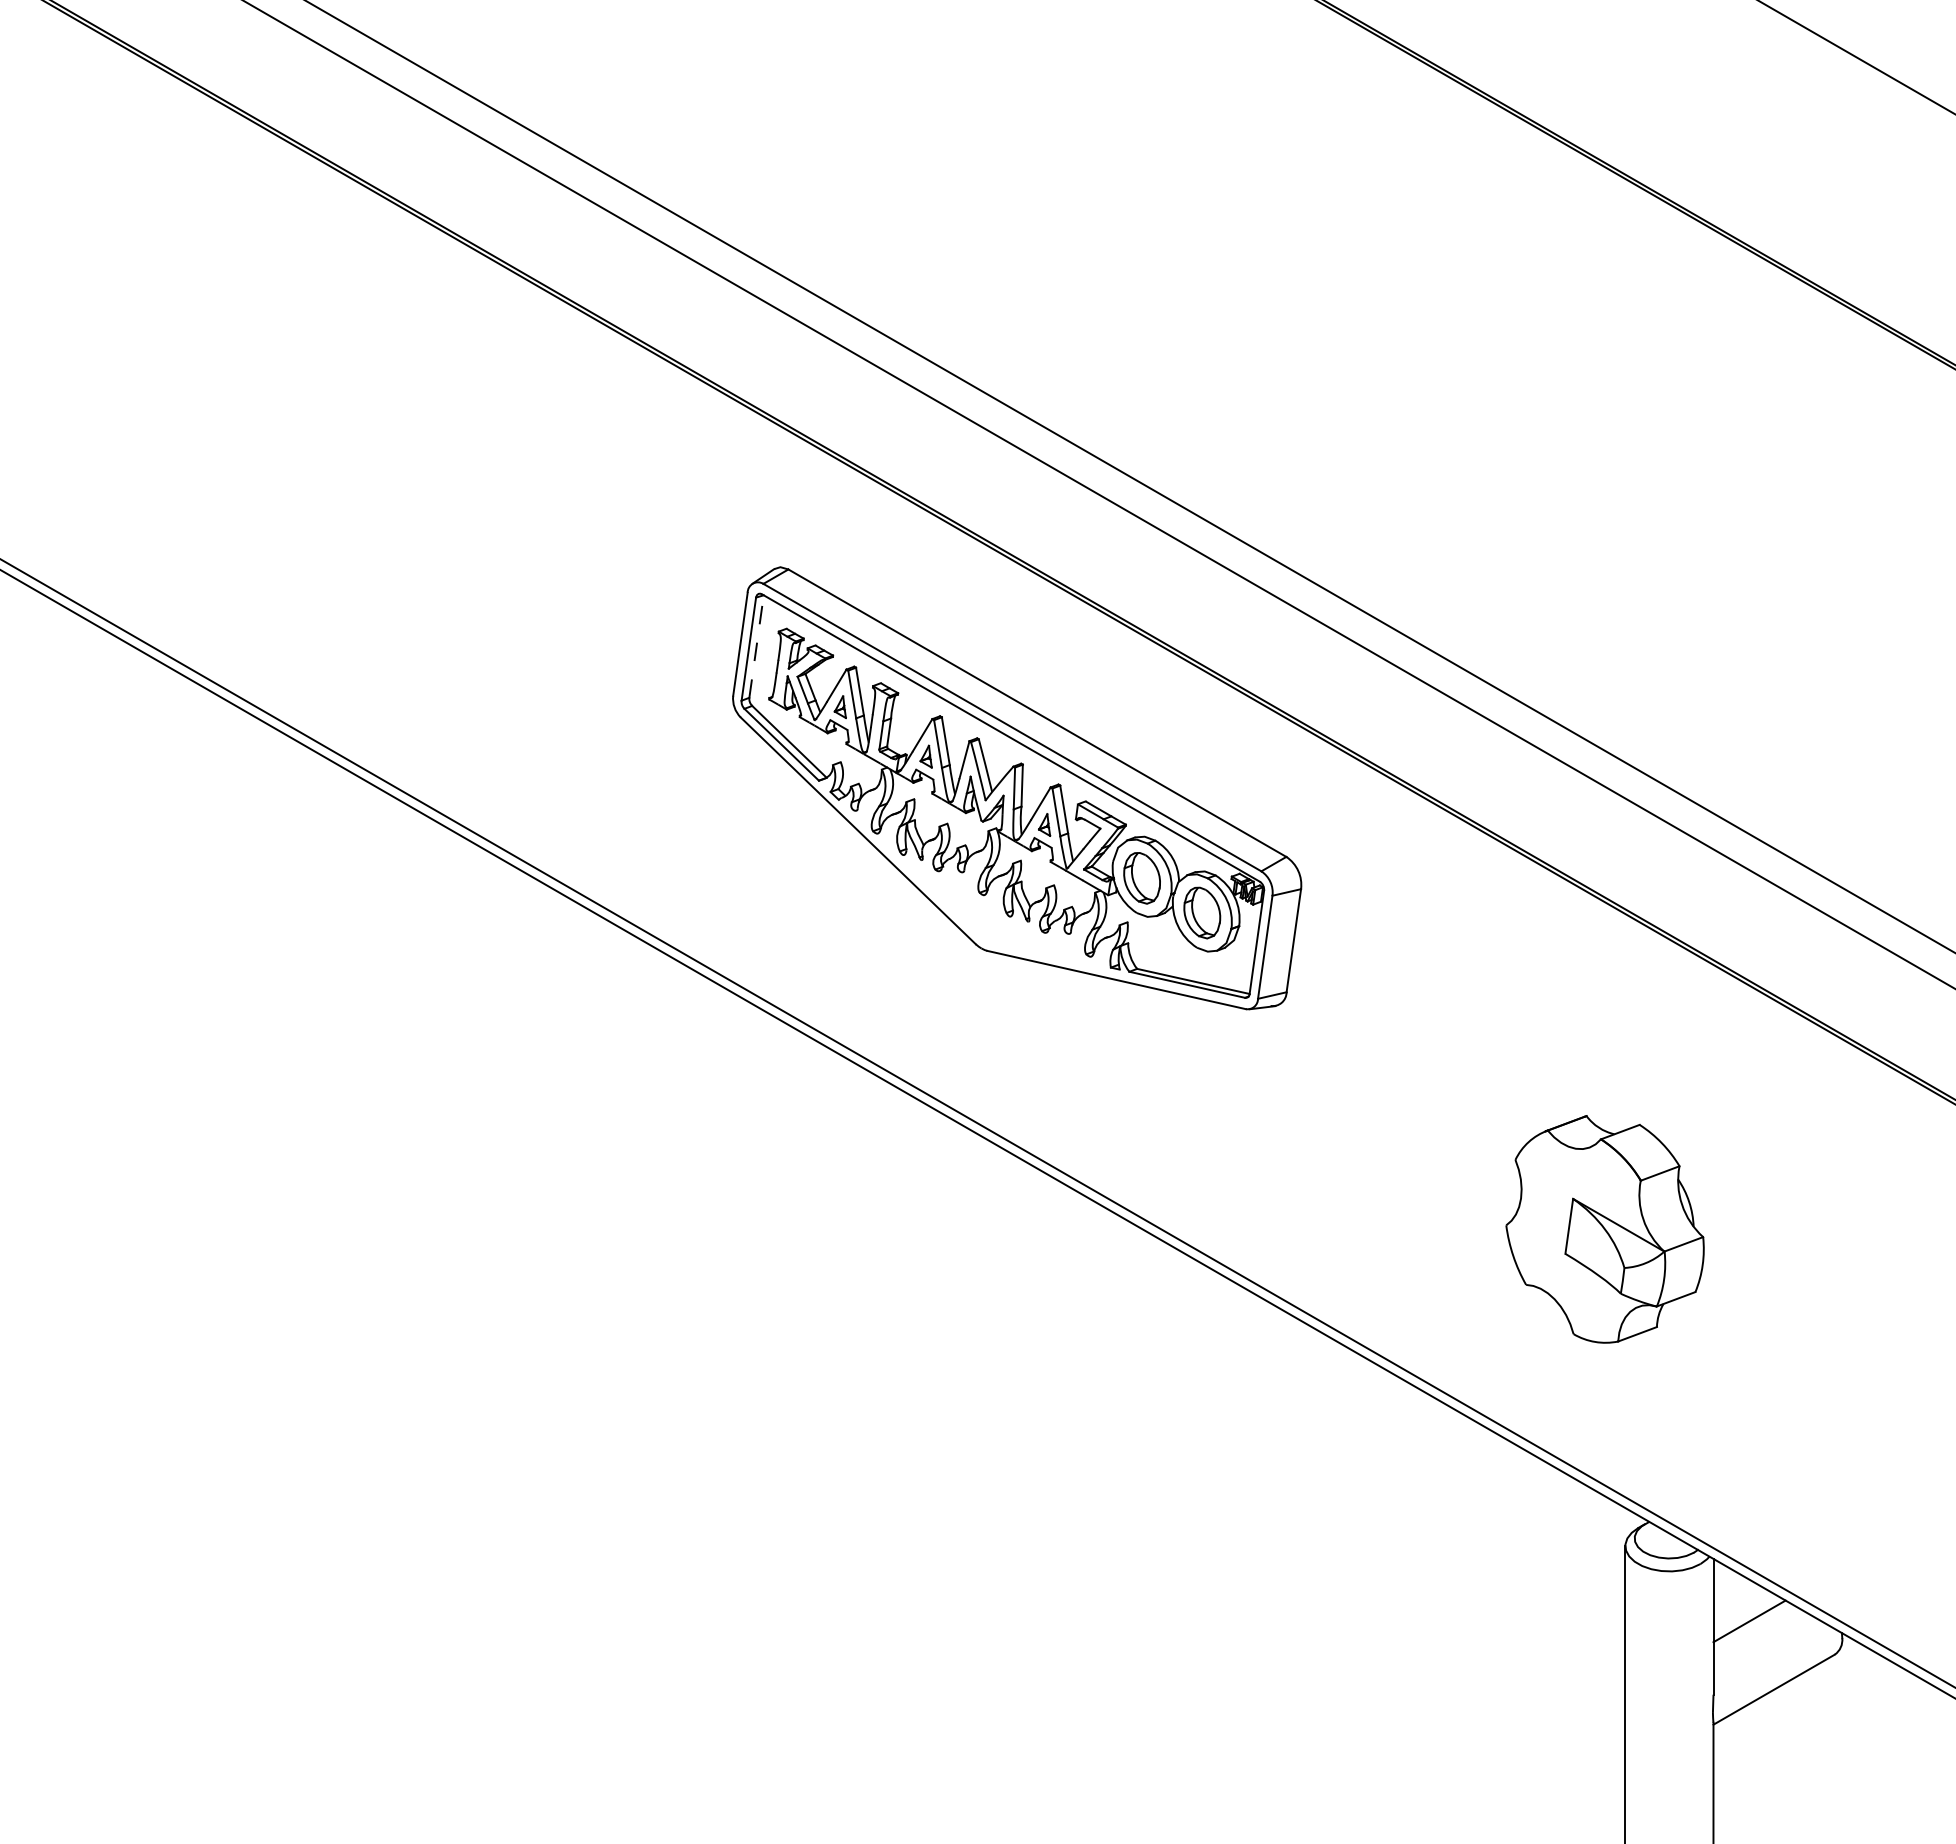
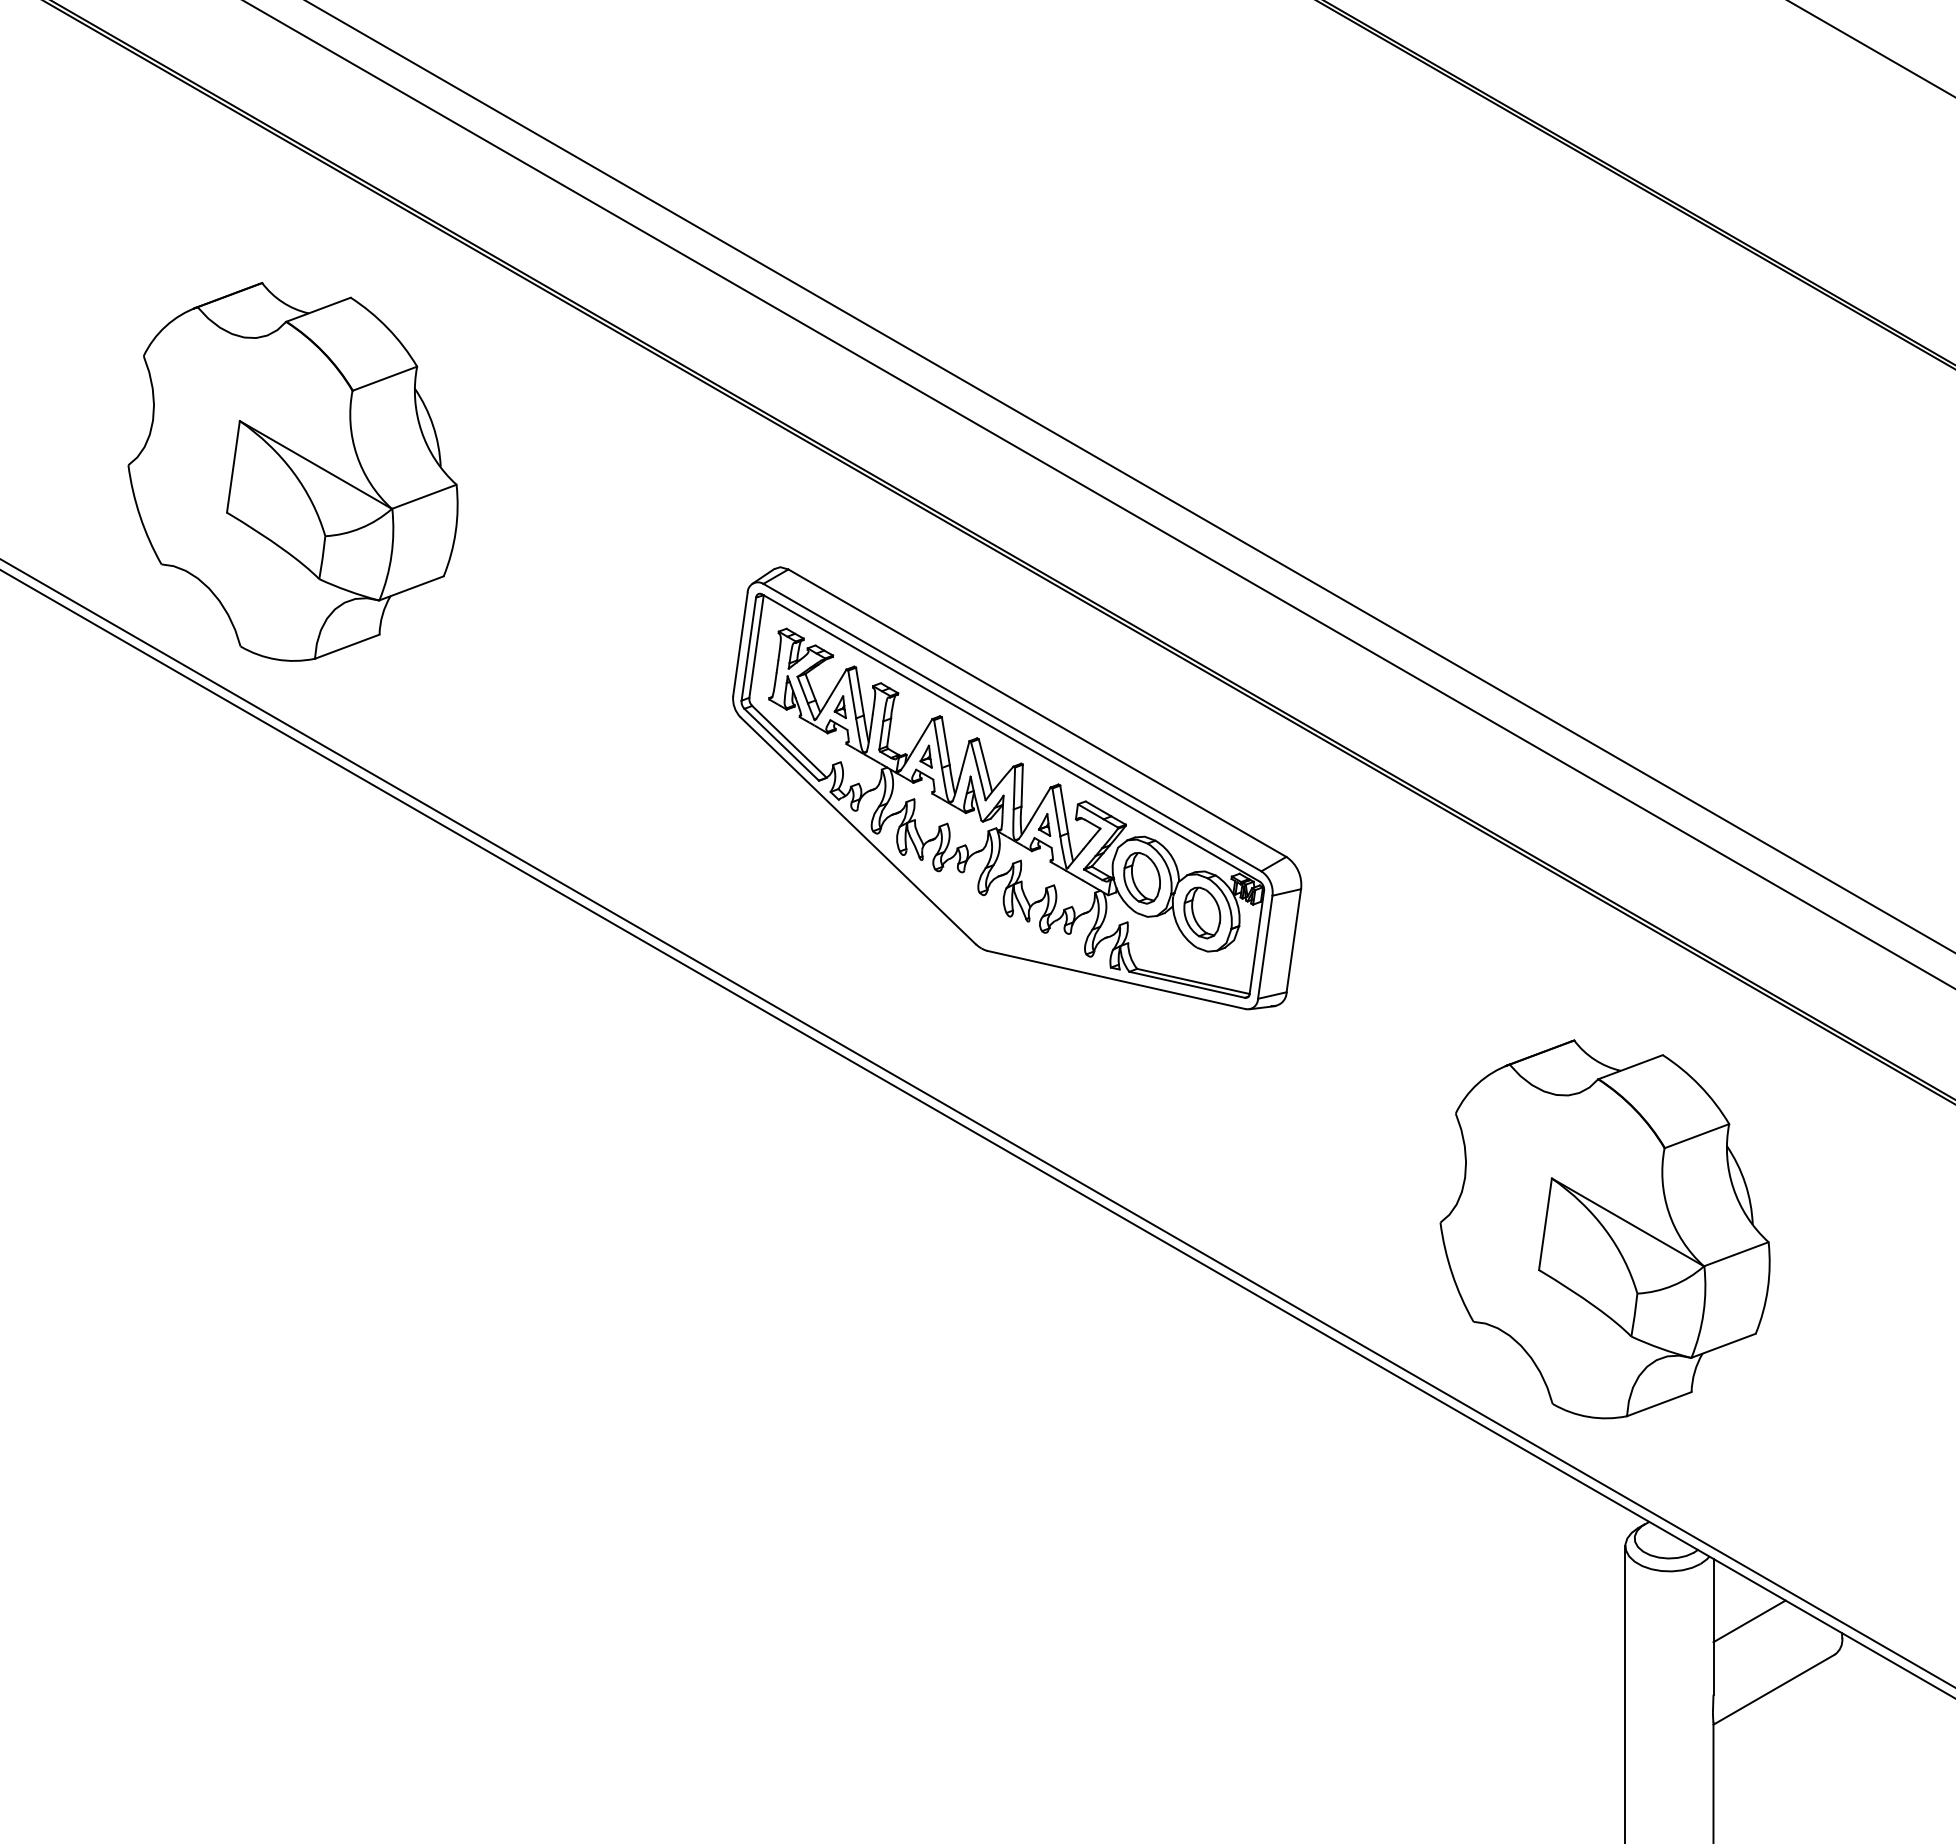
line position: (1856, 57) -> (1871, 48) (1871, 48)
part: none -> present (292, 471)
line: dashed -> solid (756, 646)
part size: 200x229 px -> 332x381 px (1604, 1229)
